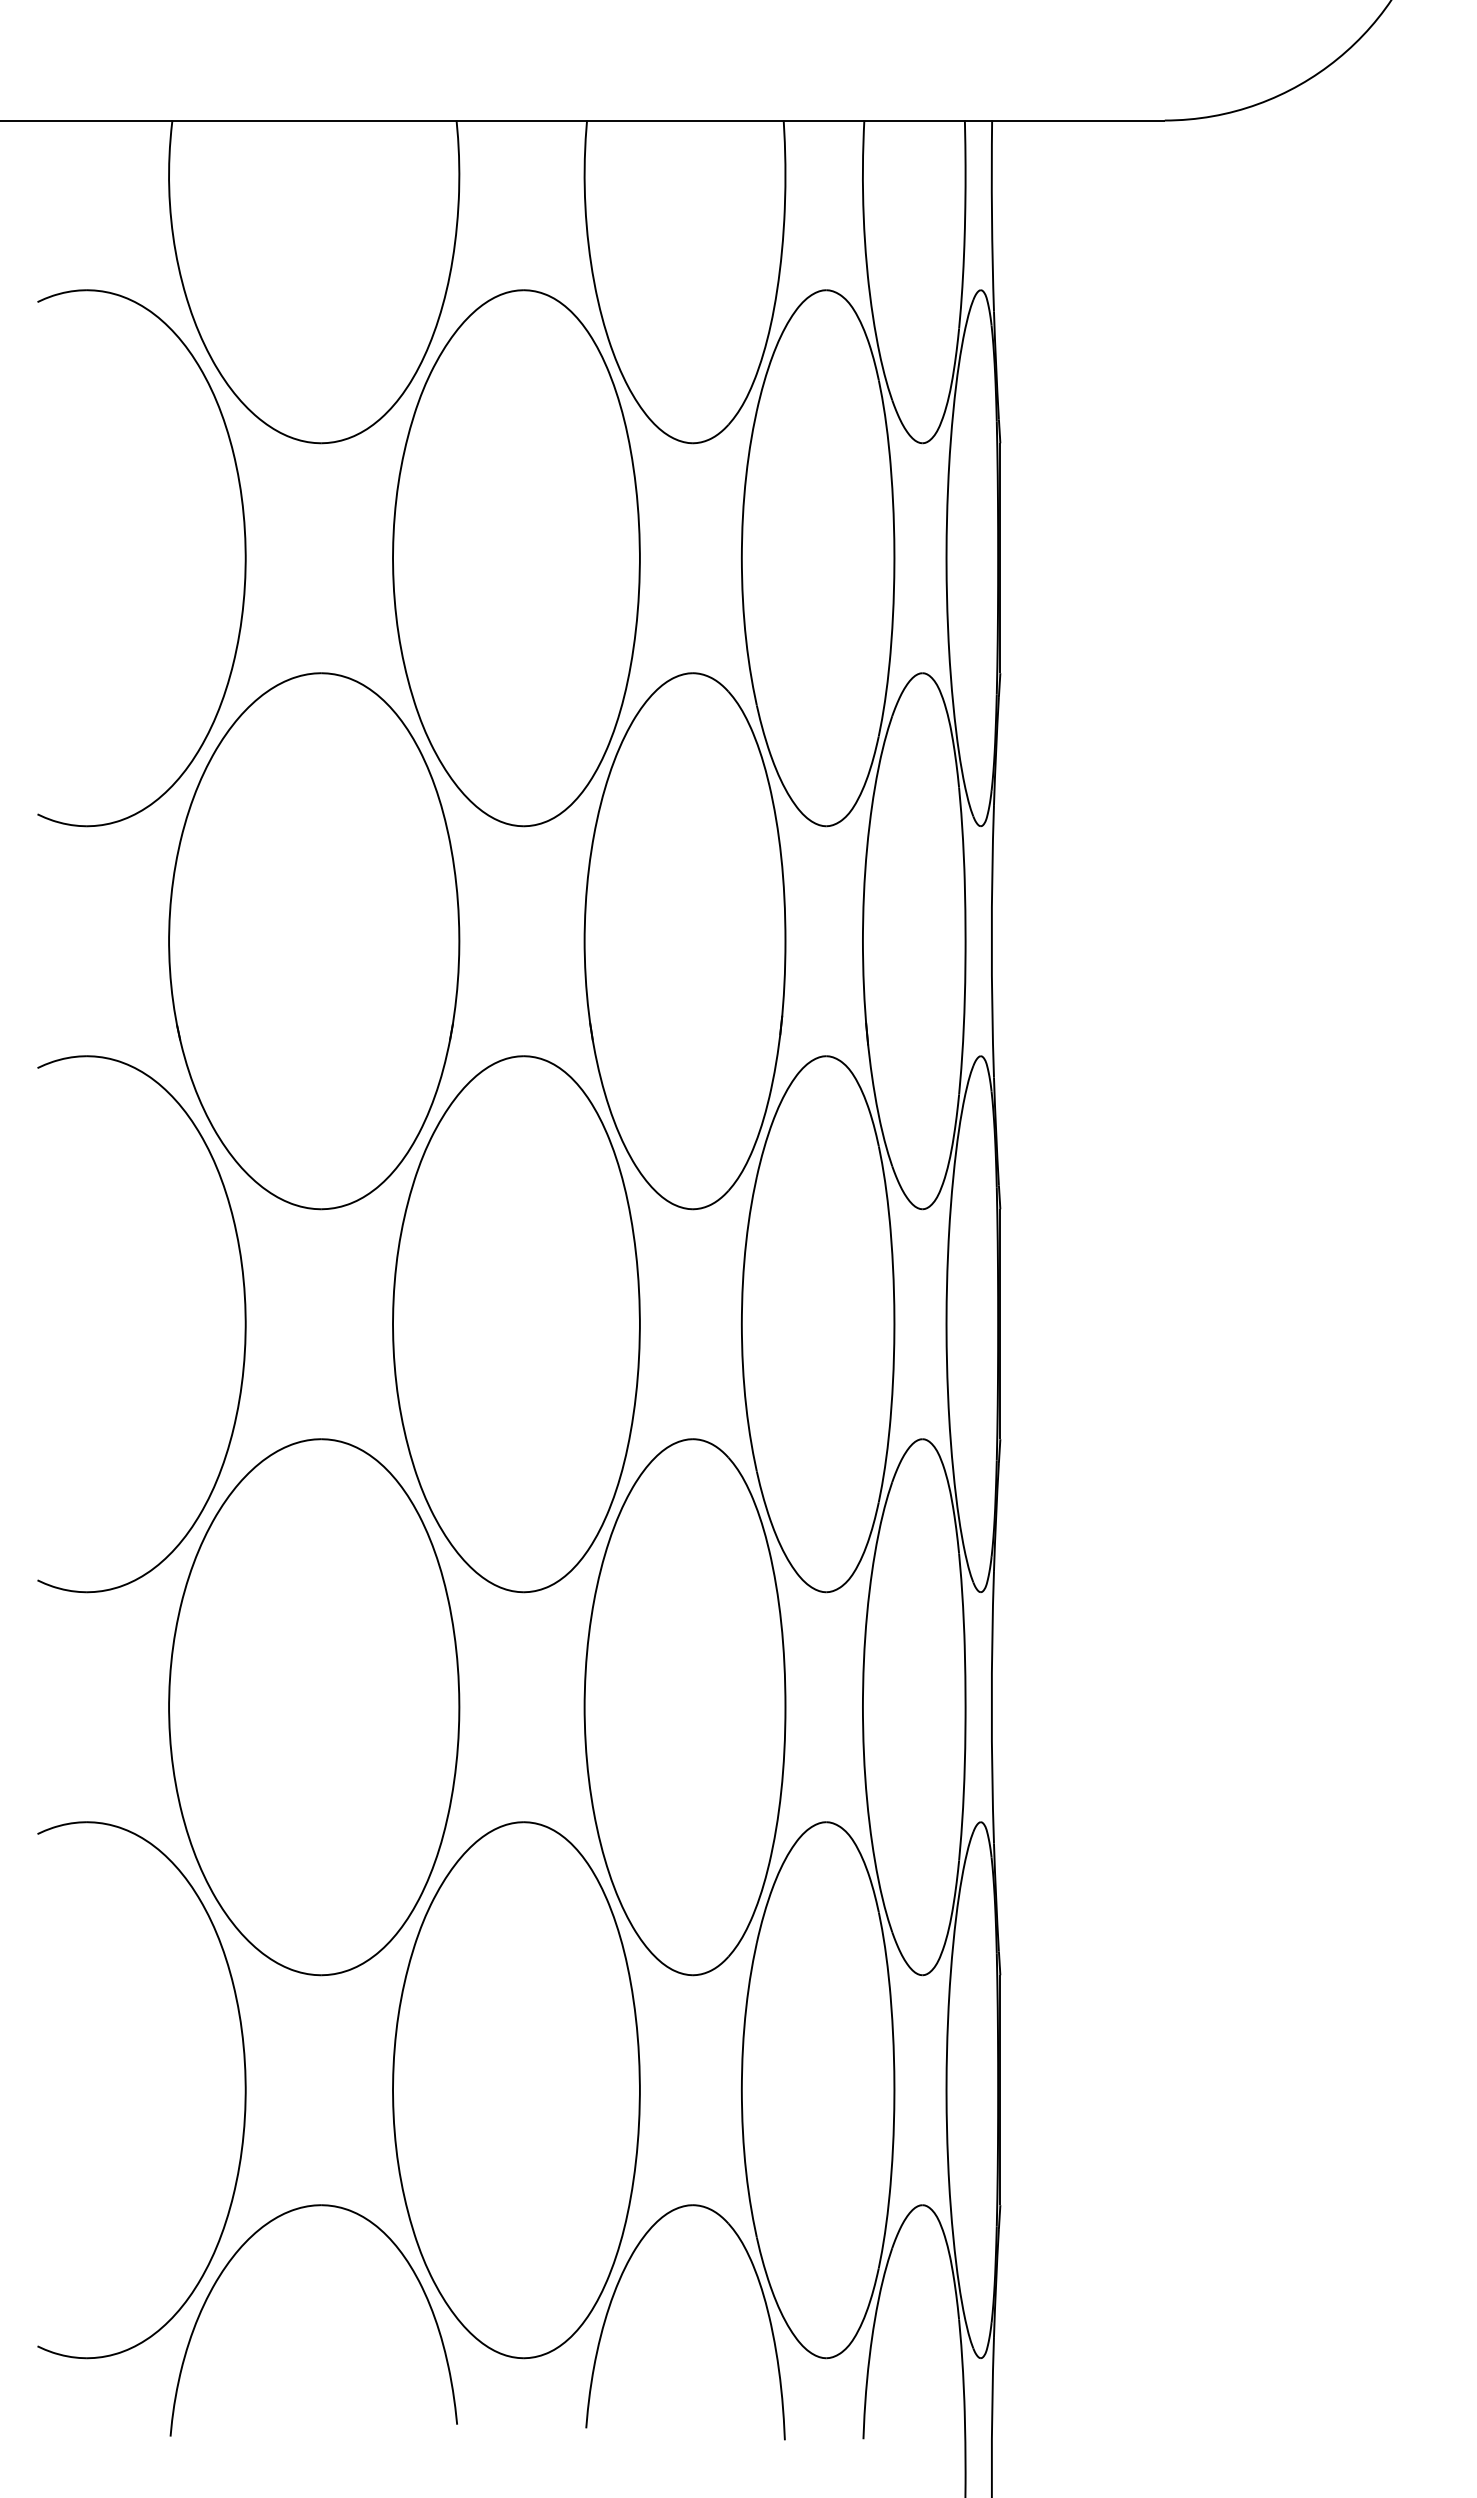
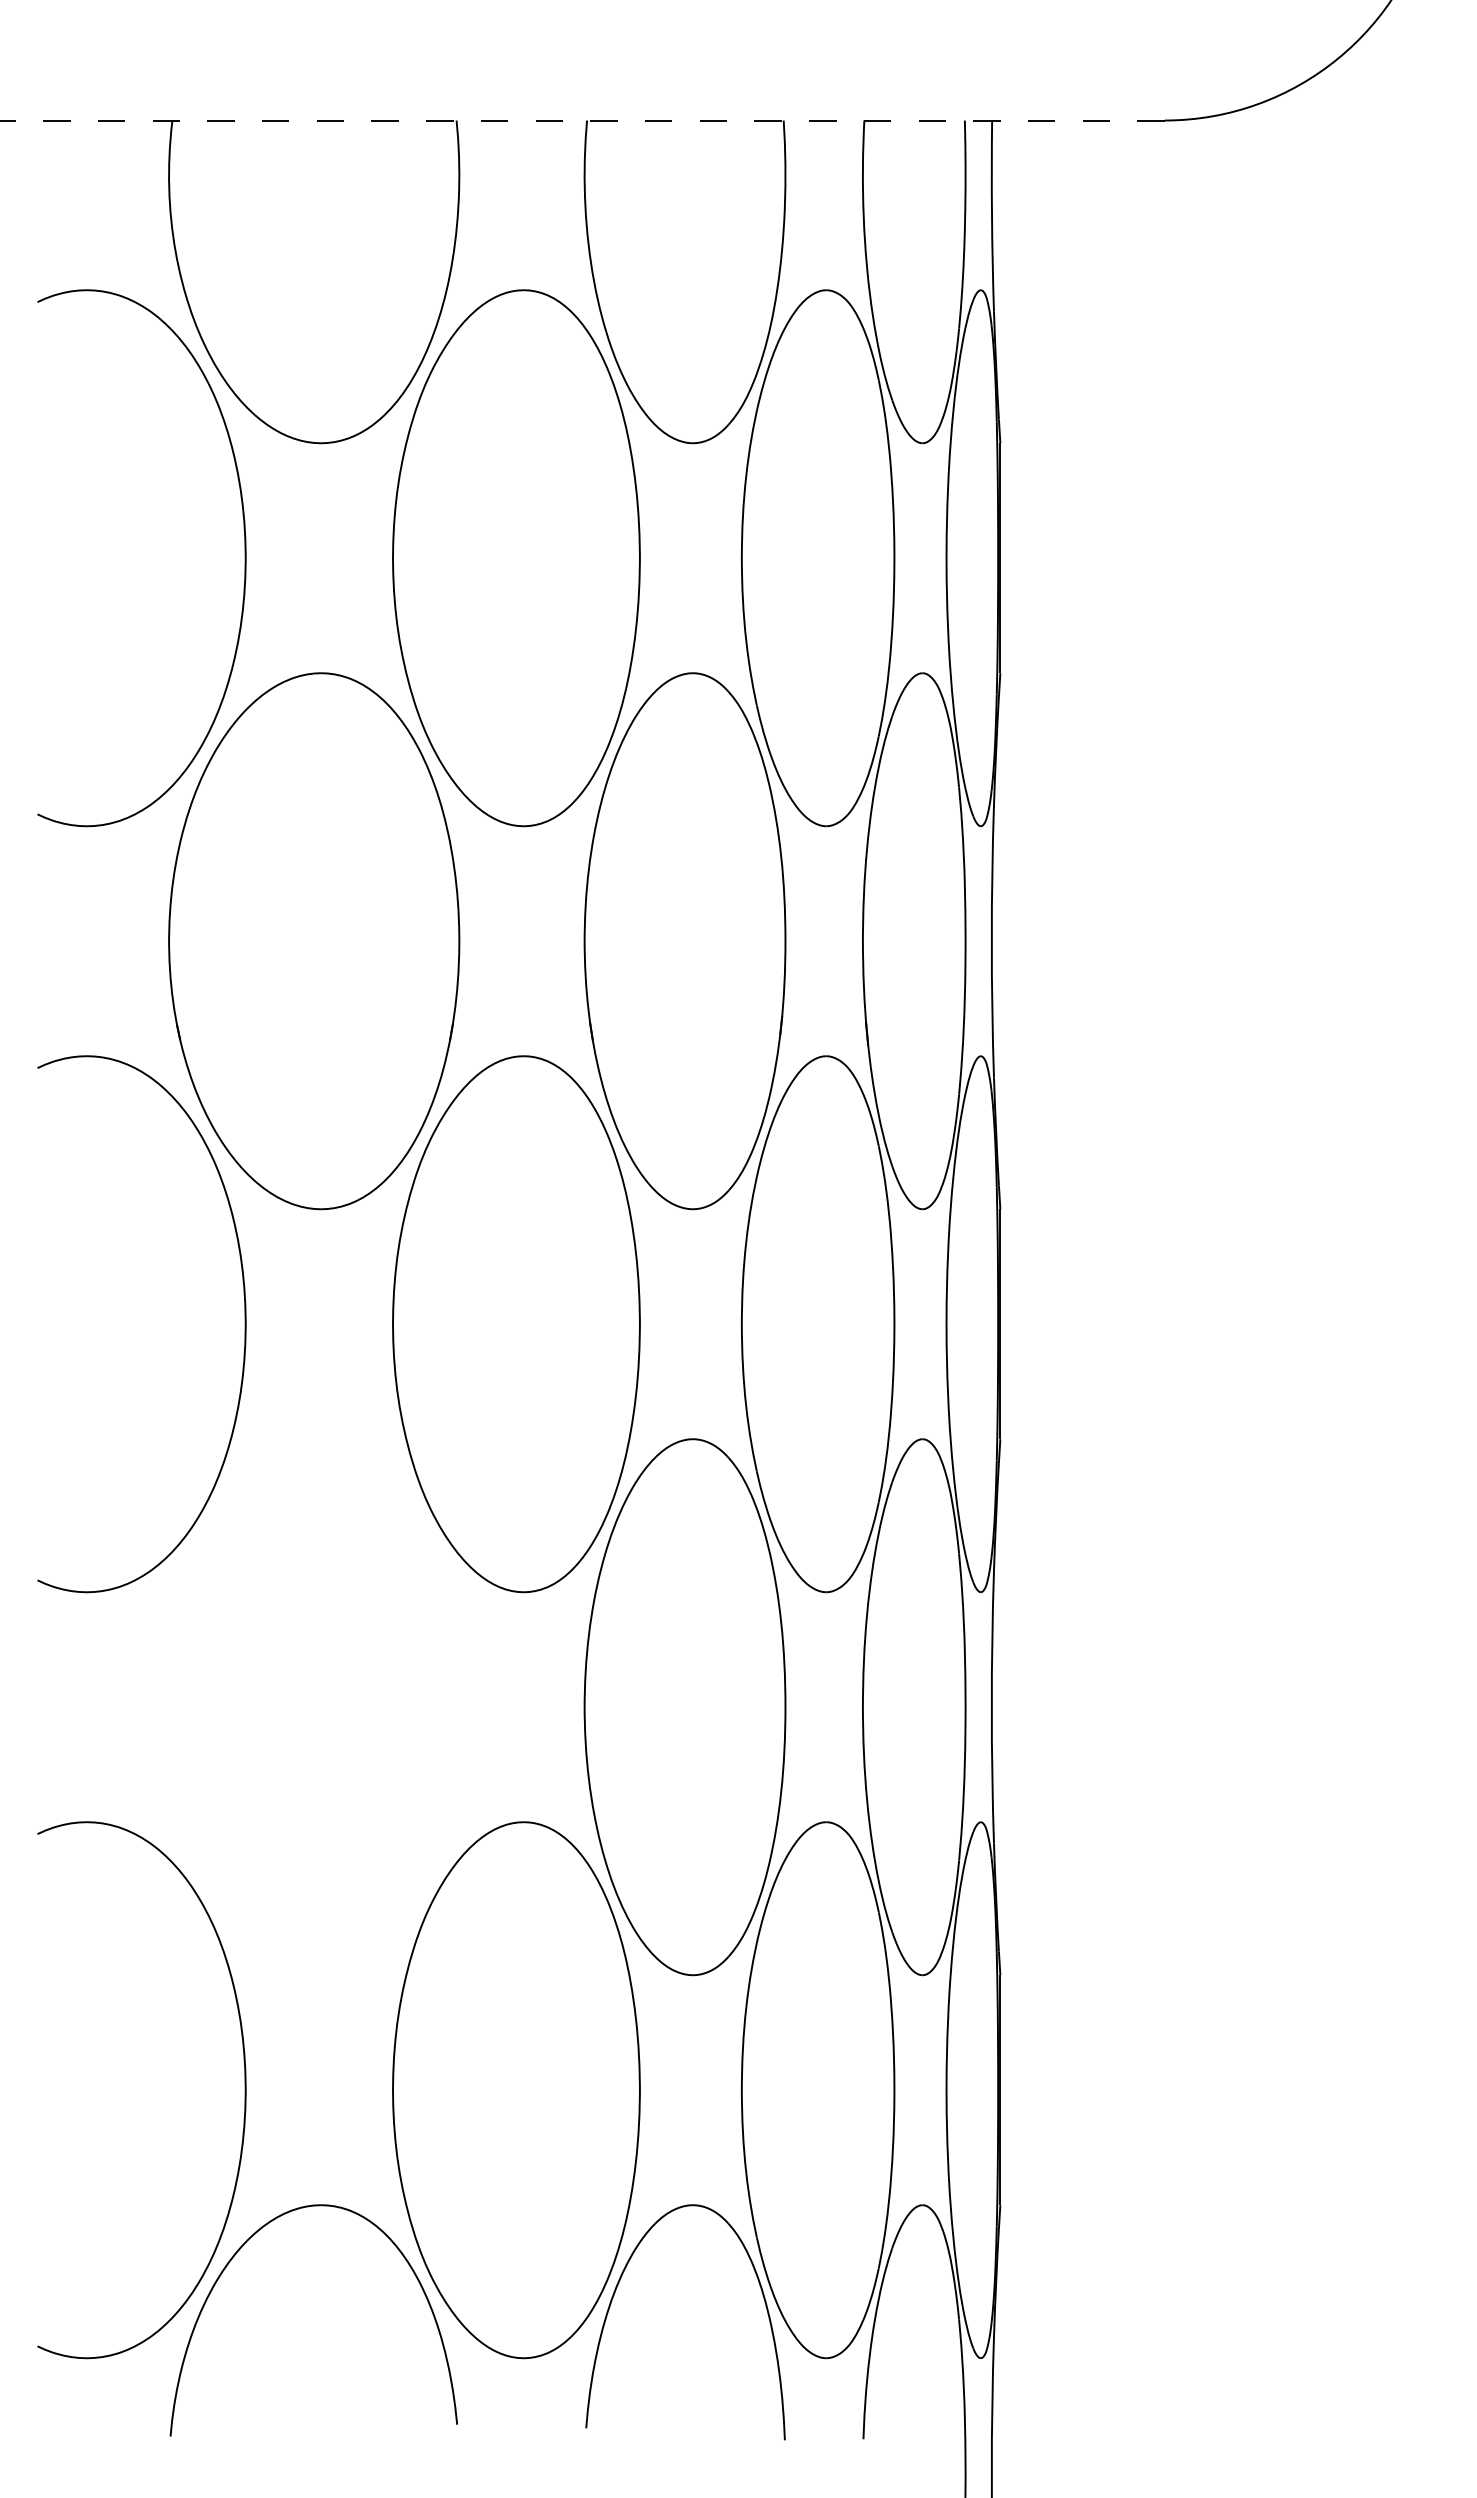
line: solid -> dashed (583, 120)
part: present -> none (314, 1707)
